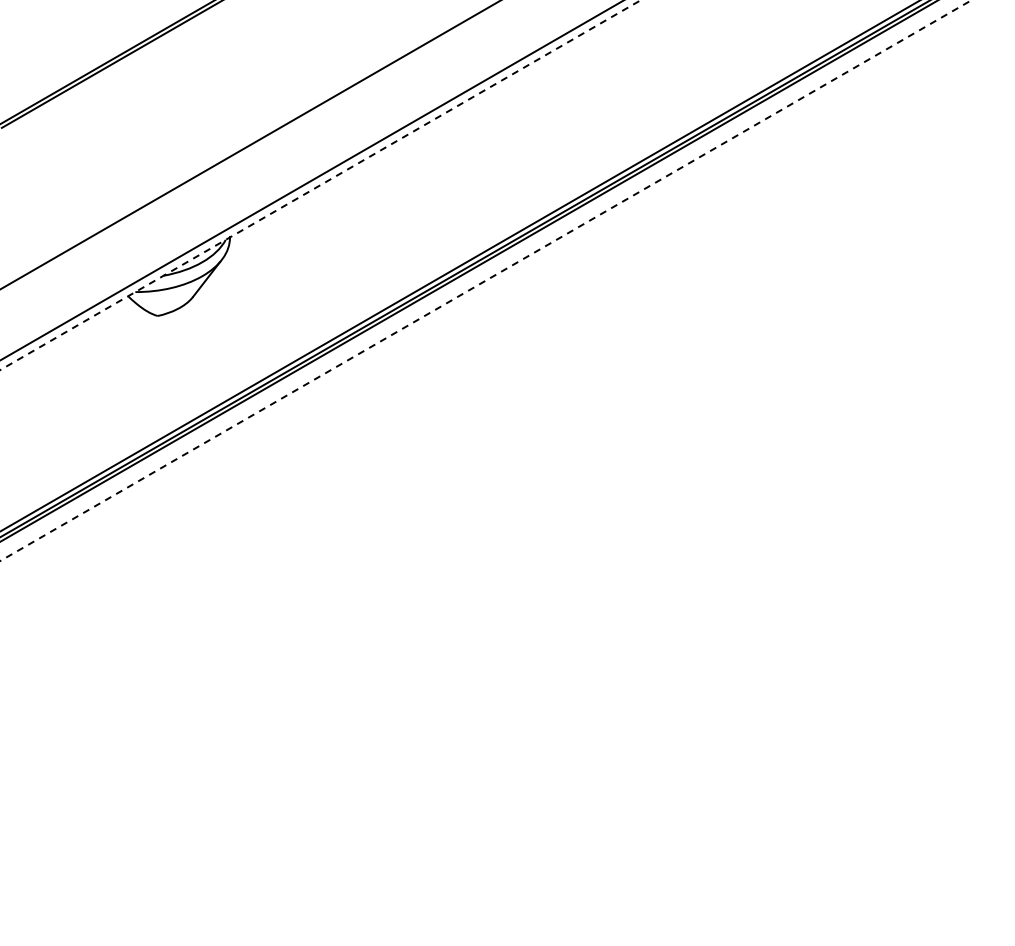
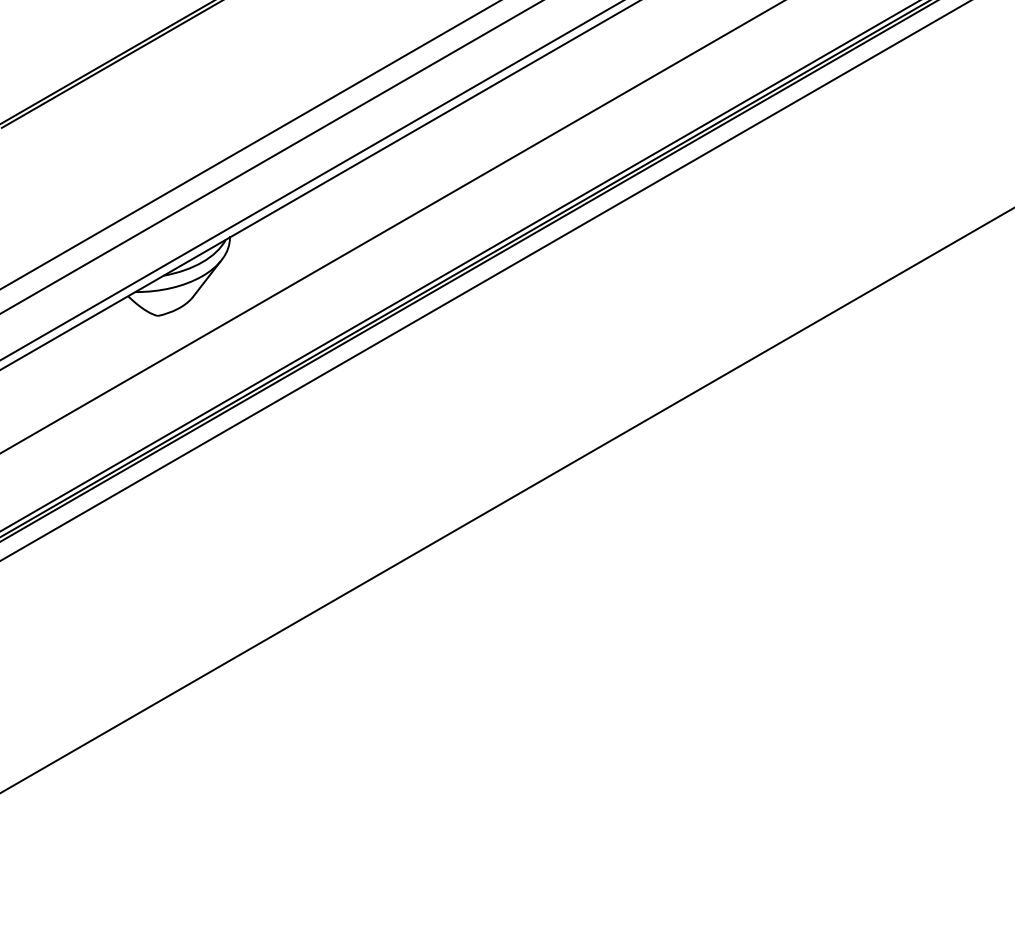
line: none -> present (270, 157)
line: dashed -> solid (320, 185)
line: none -> present (392, 227)
line: dashed -> solid (485, 281)
line: none -> present (506, 500)
